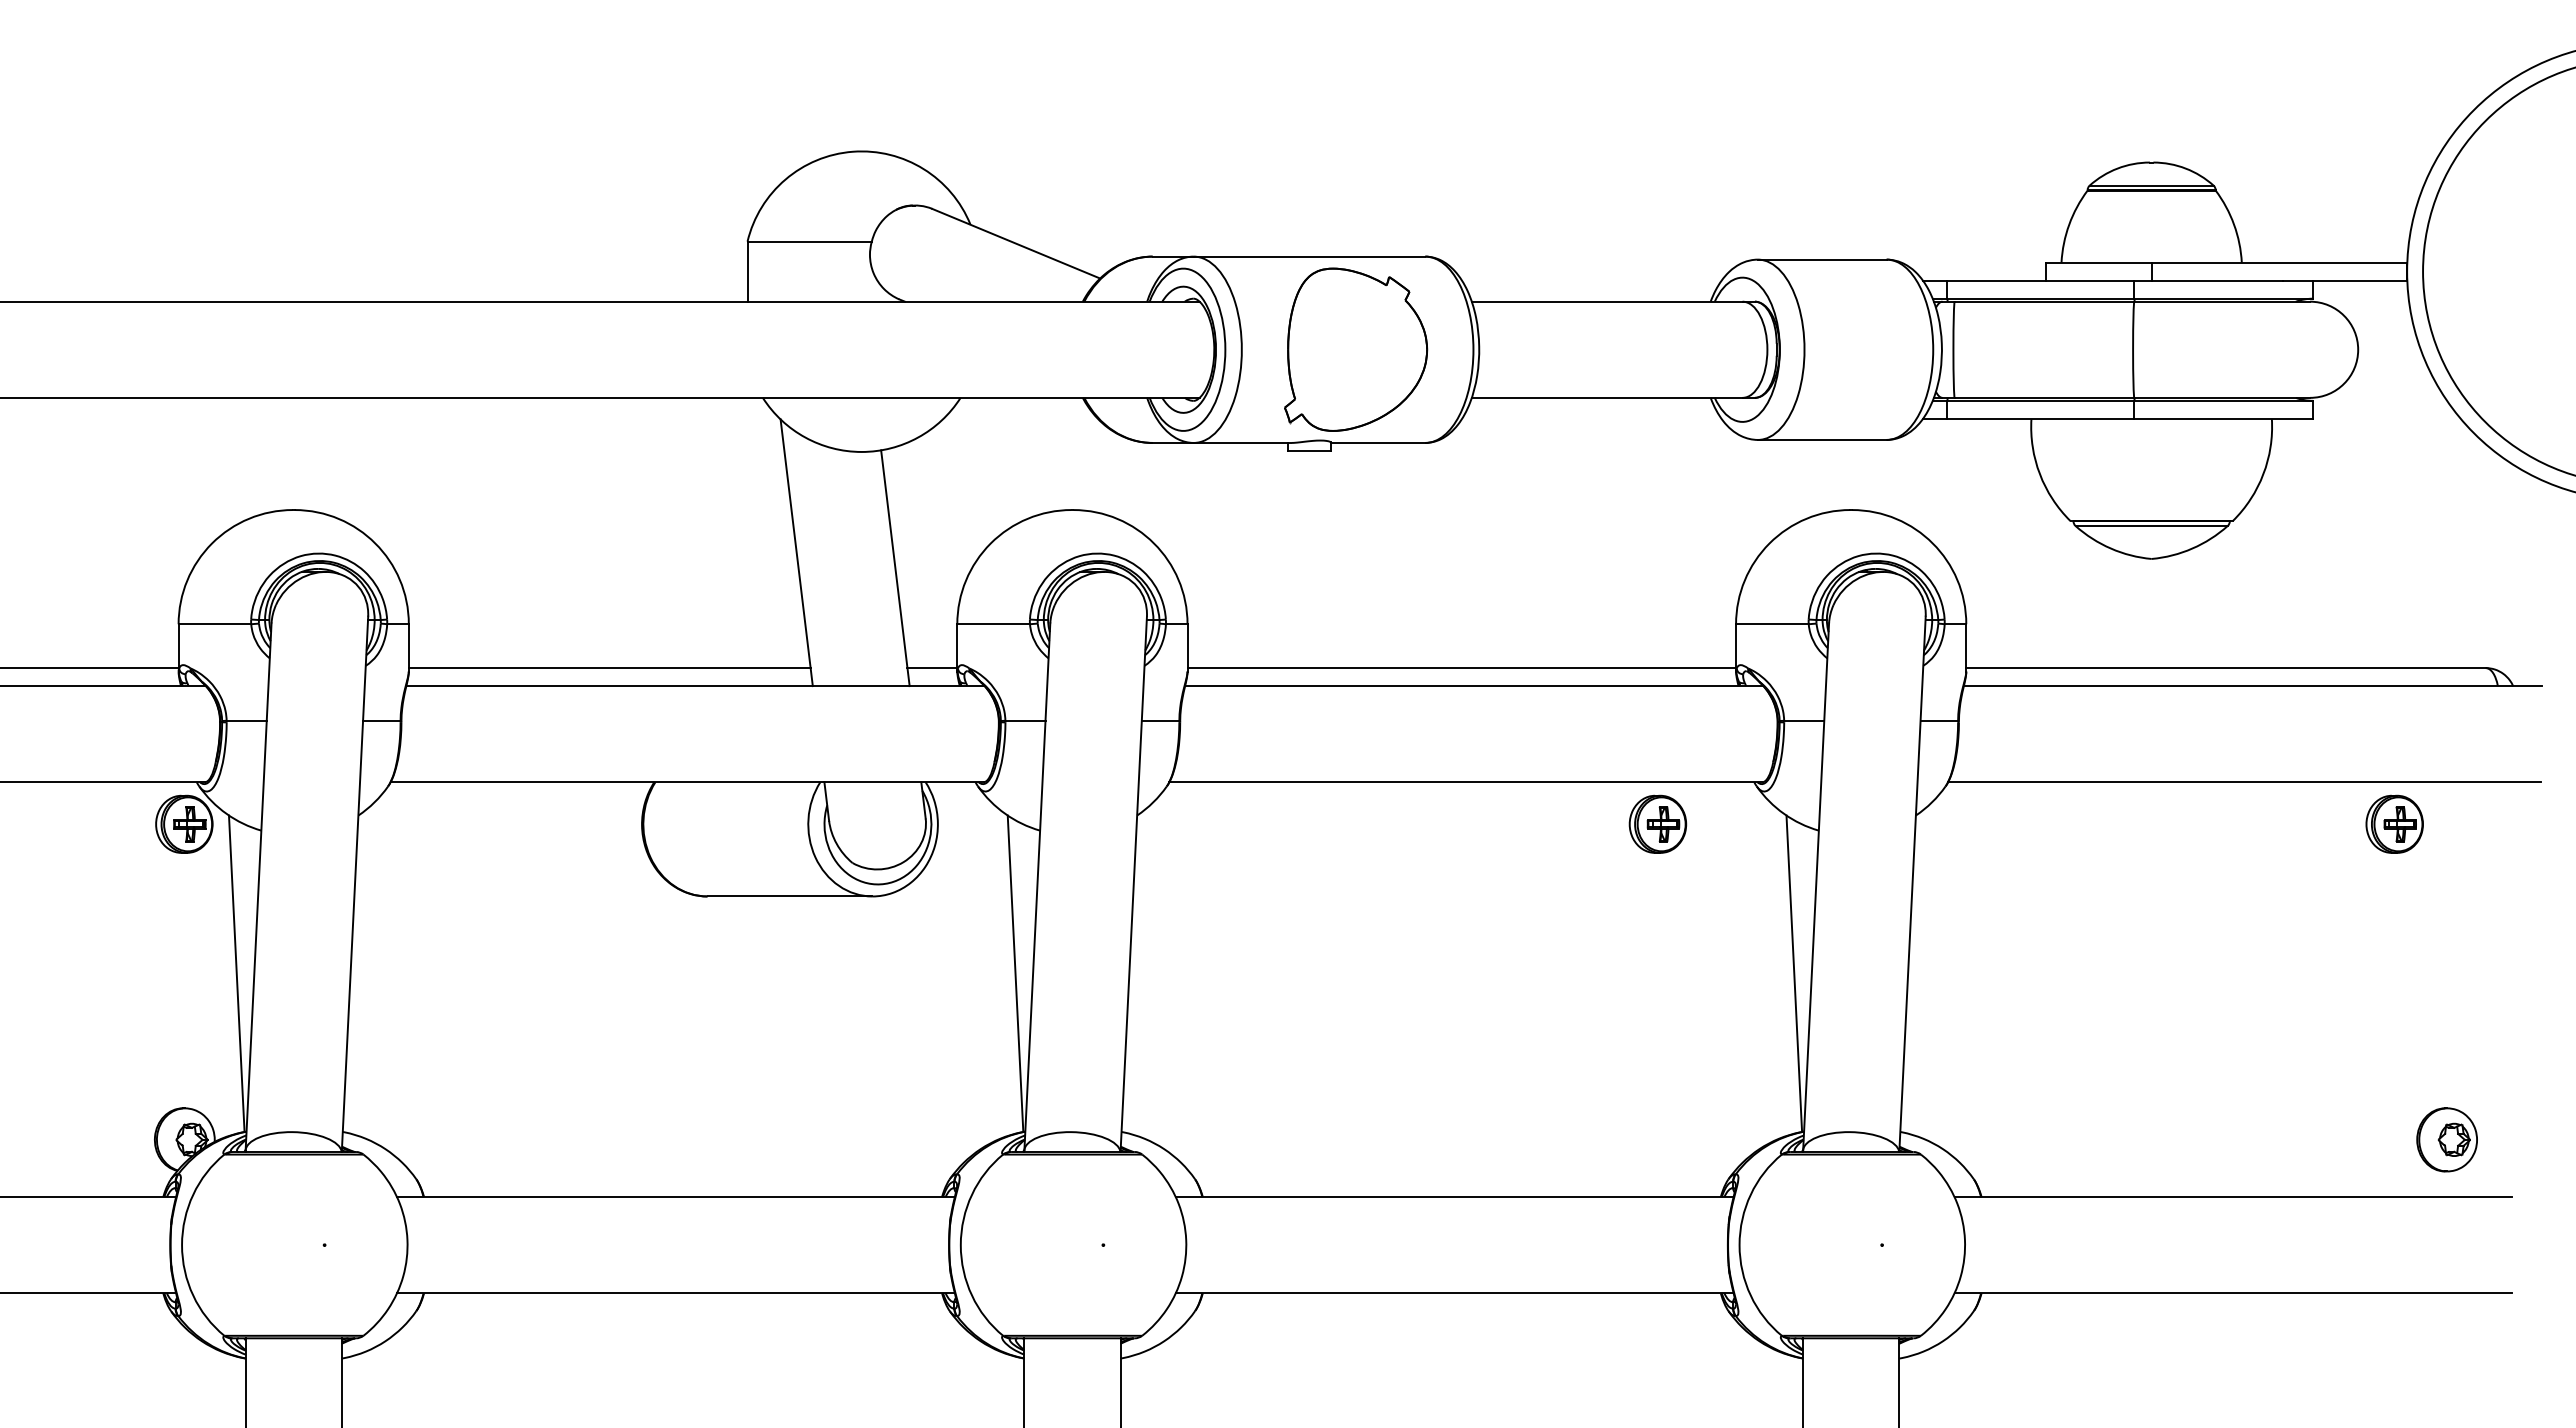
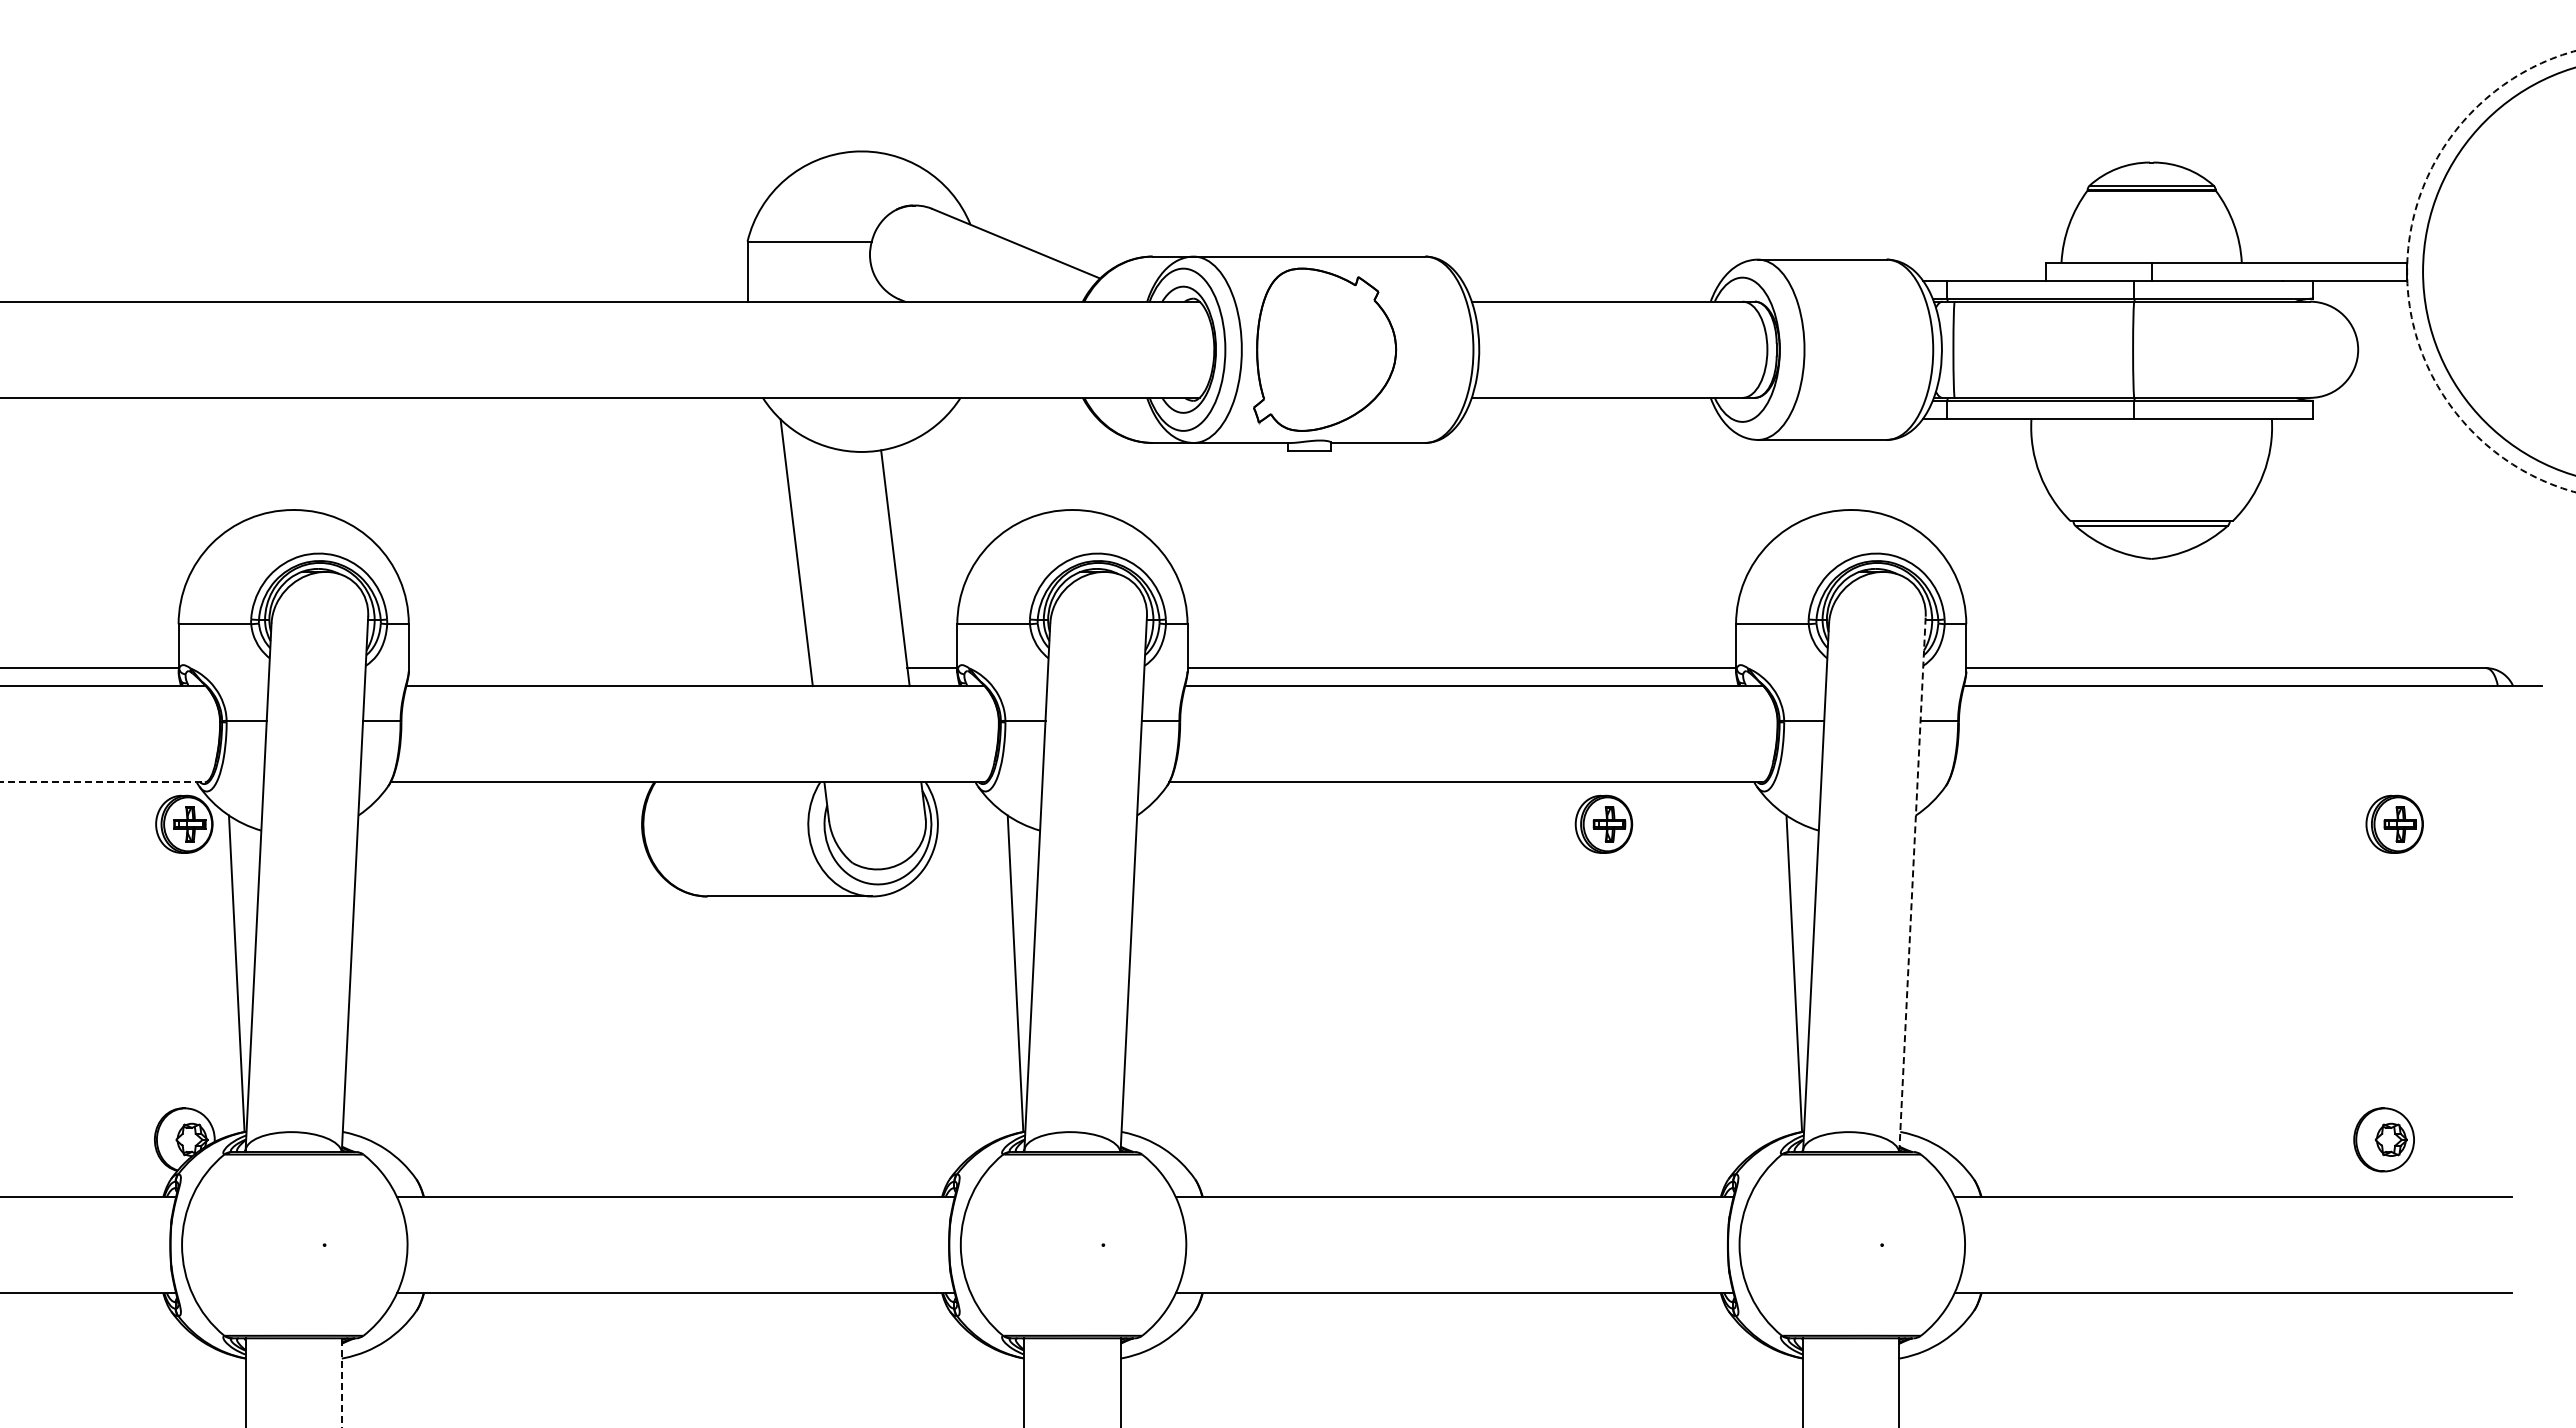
circle: solid -> dashed (2491, 271)
part position: (1356, 349) -> (1325, 349) (1325, 349)
line: present -> none (609, 668)
line: solid -> dashed (102, 782)
line: present -> none (2244, 782)
part position: (1657, 823) -> (1603, 823) (1603, 823)
line: solid -> dashed (1912, 884)
part position: (2446, 1139) -> (2383, 1139) (2383, 1139)
line: solid -> dashed (341, 1382)
